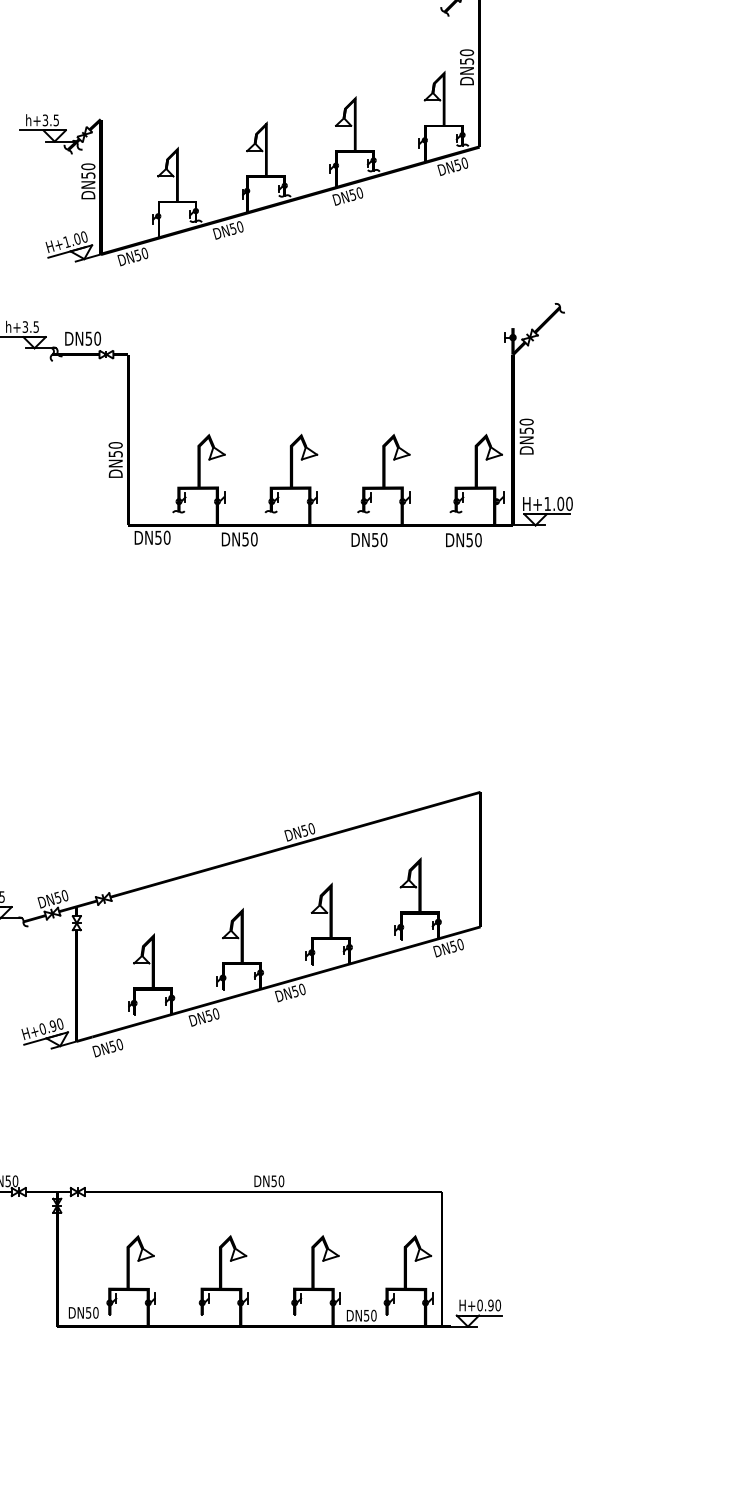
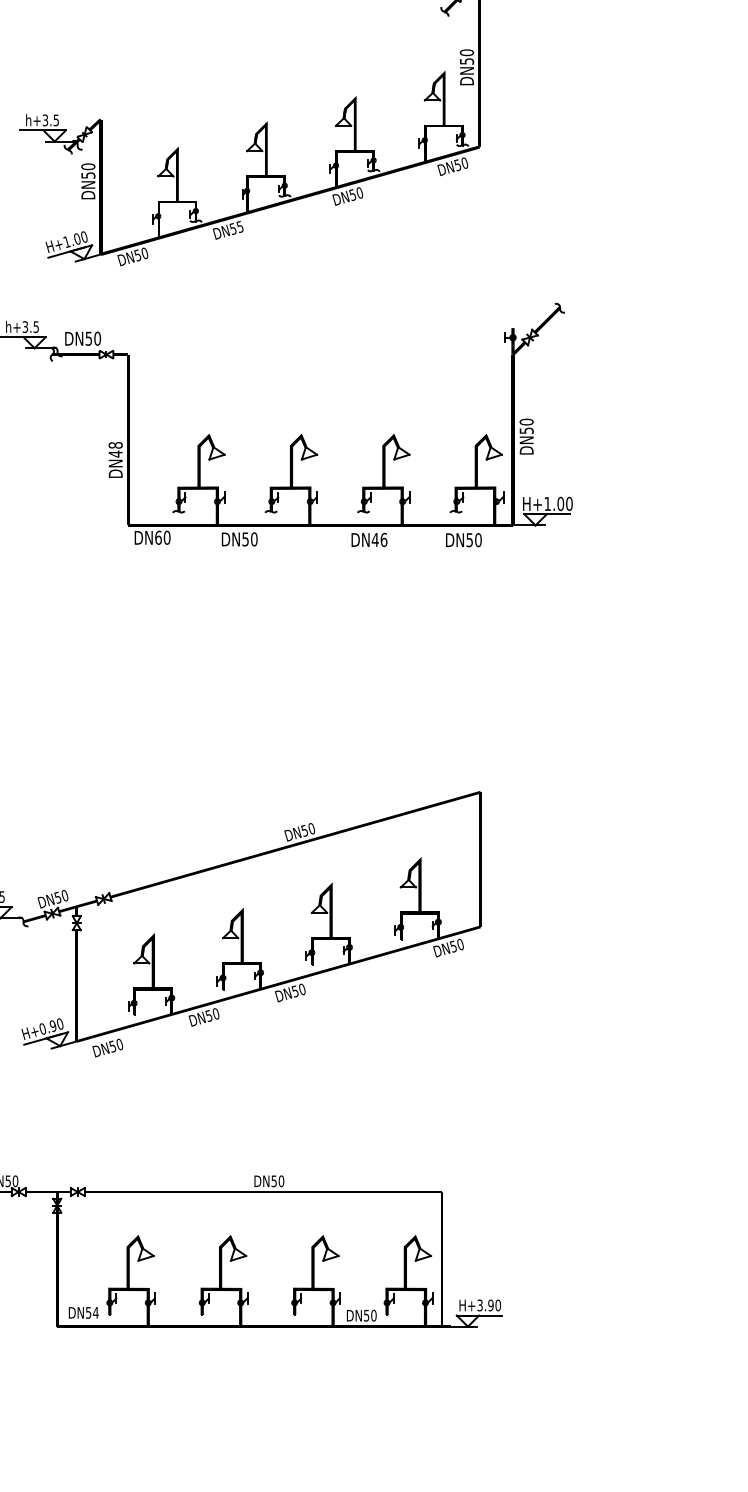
text: DN50 -> DN55 (239, 226)
text: DN50 -> DN48 (115, 449)
text: DN50 -> DN60 (158, 537)
text: DN50 -> DN46 (379, 539)
text: H+0.90 -> H+3.90 (479, 1305)
text: DN50 -> DN54 (95, 1312)
